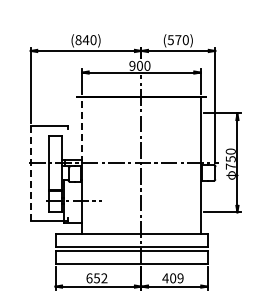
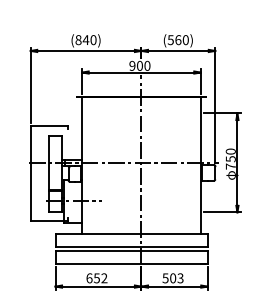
text: (570) -> (560) (178, 40)
line: dashed -> solid (82, 129)
line: dashed -> solid (30, 172)
text: 409 -> 503 (172, 278)
